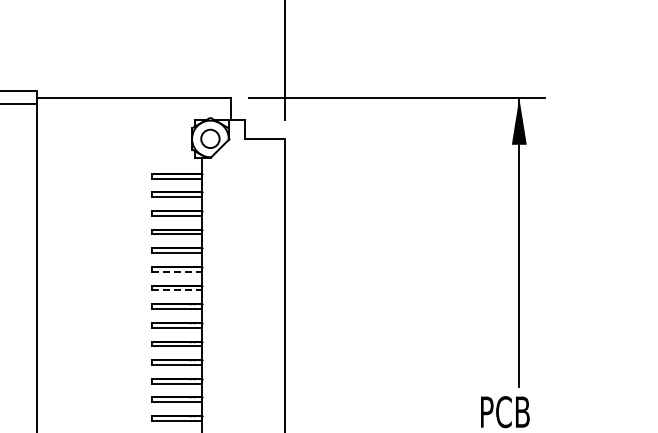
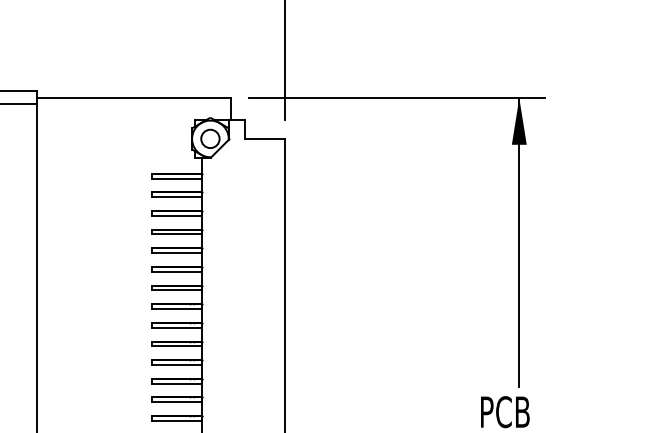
line: dashed -> solid (177, 271)
line: dashed -> solid (177, 290)
